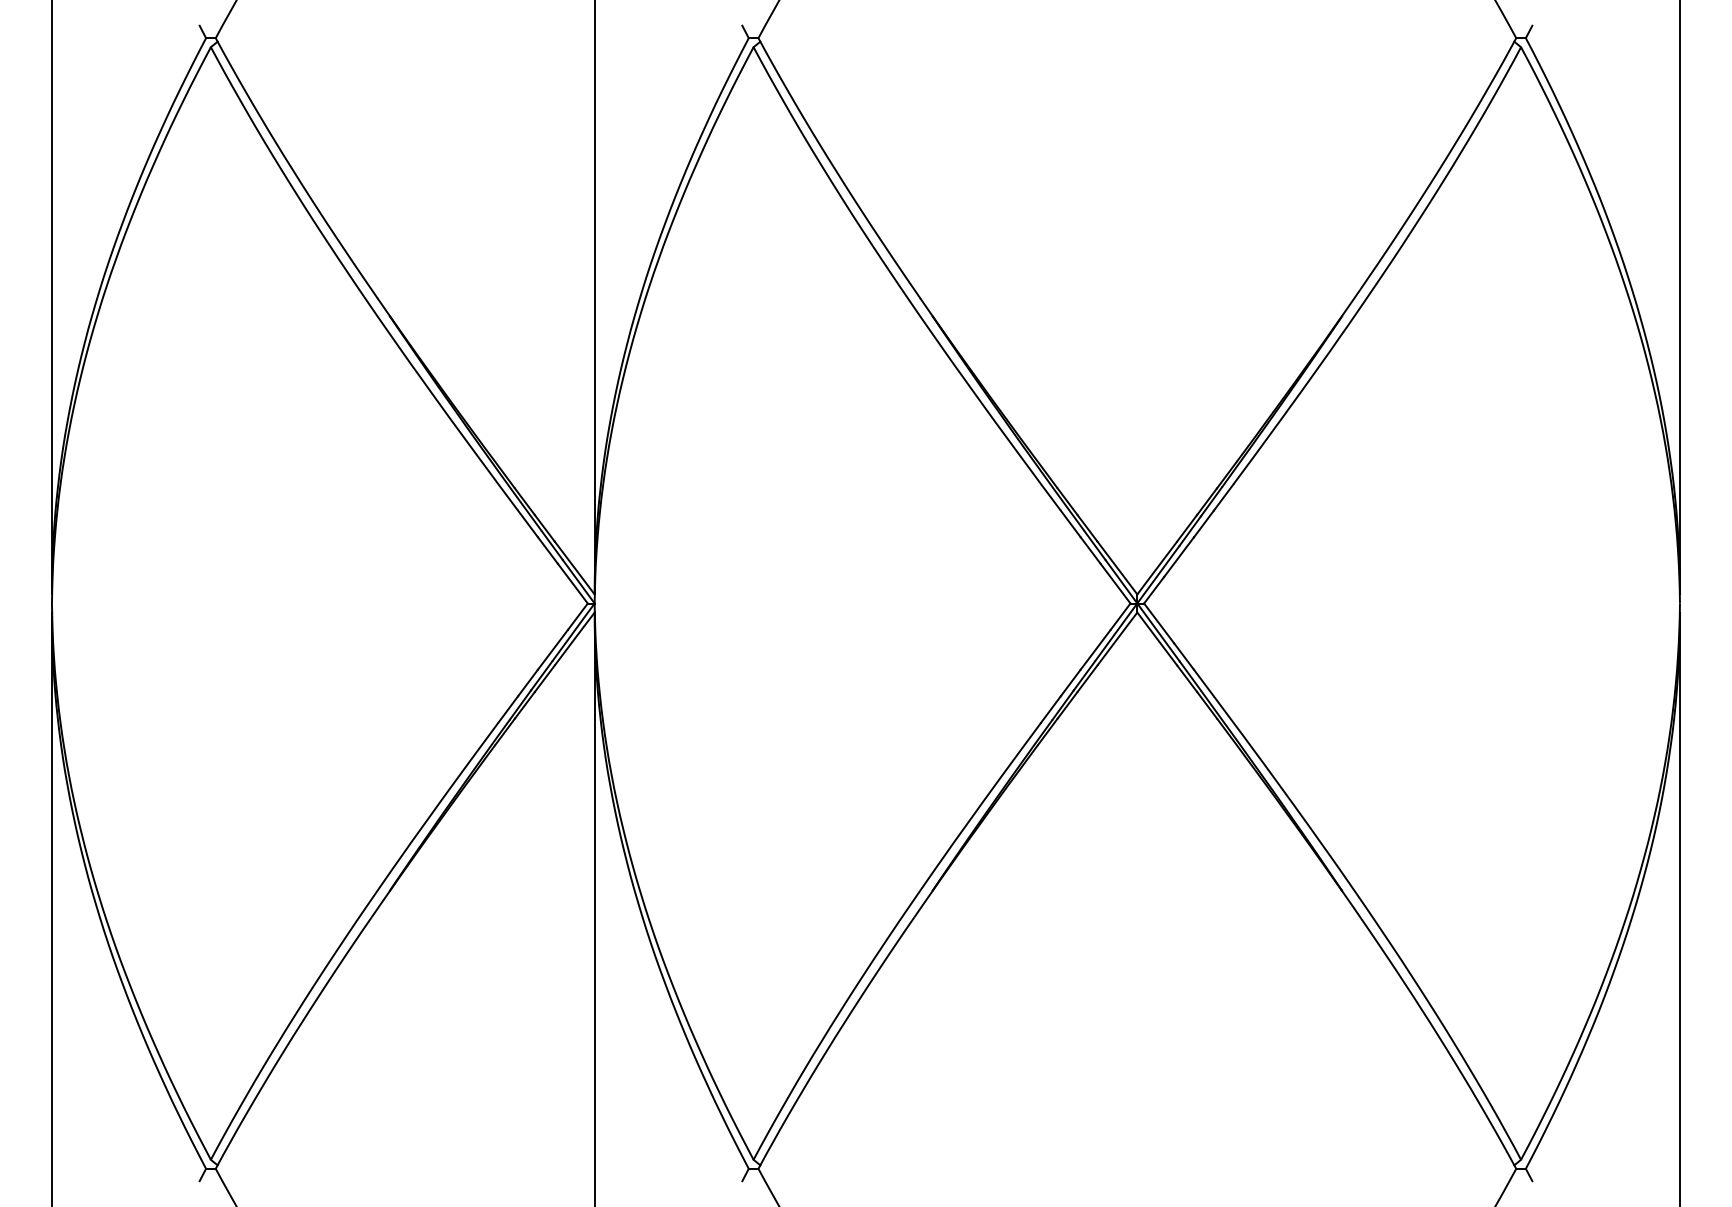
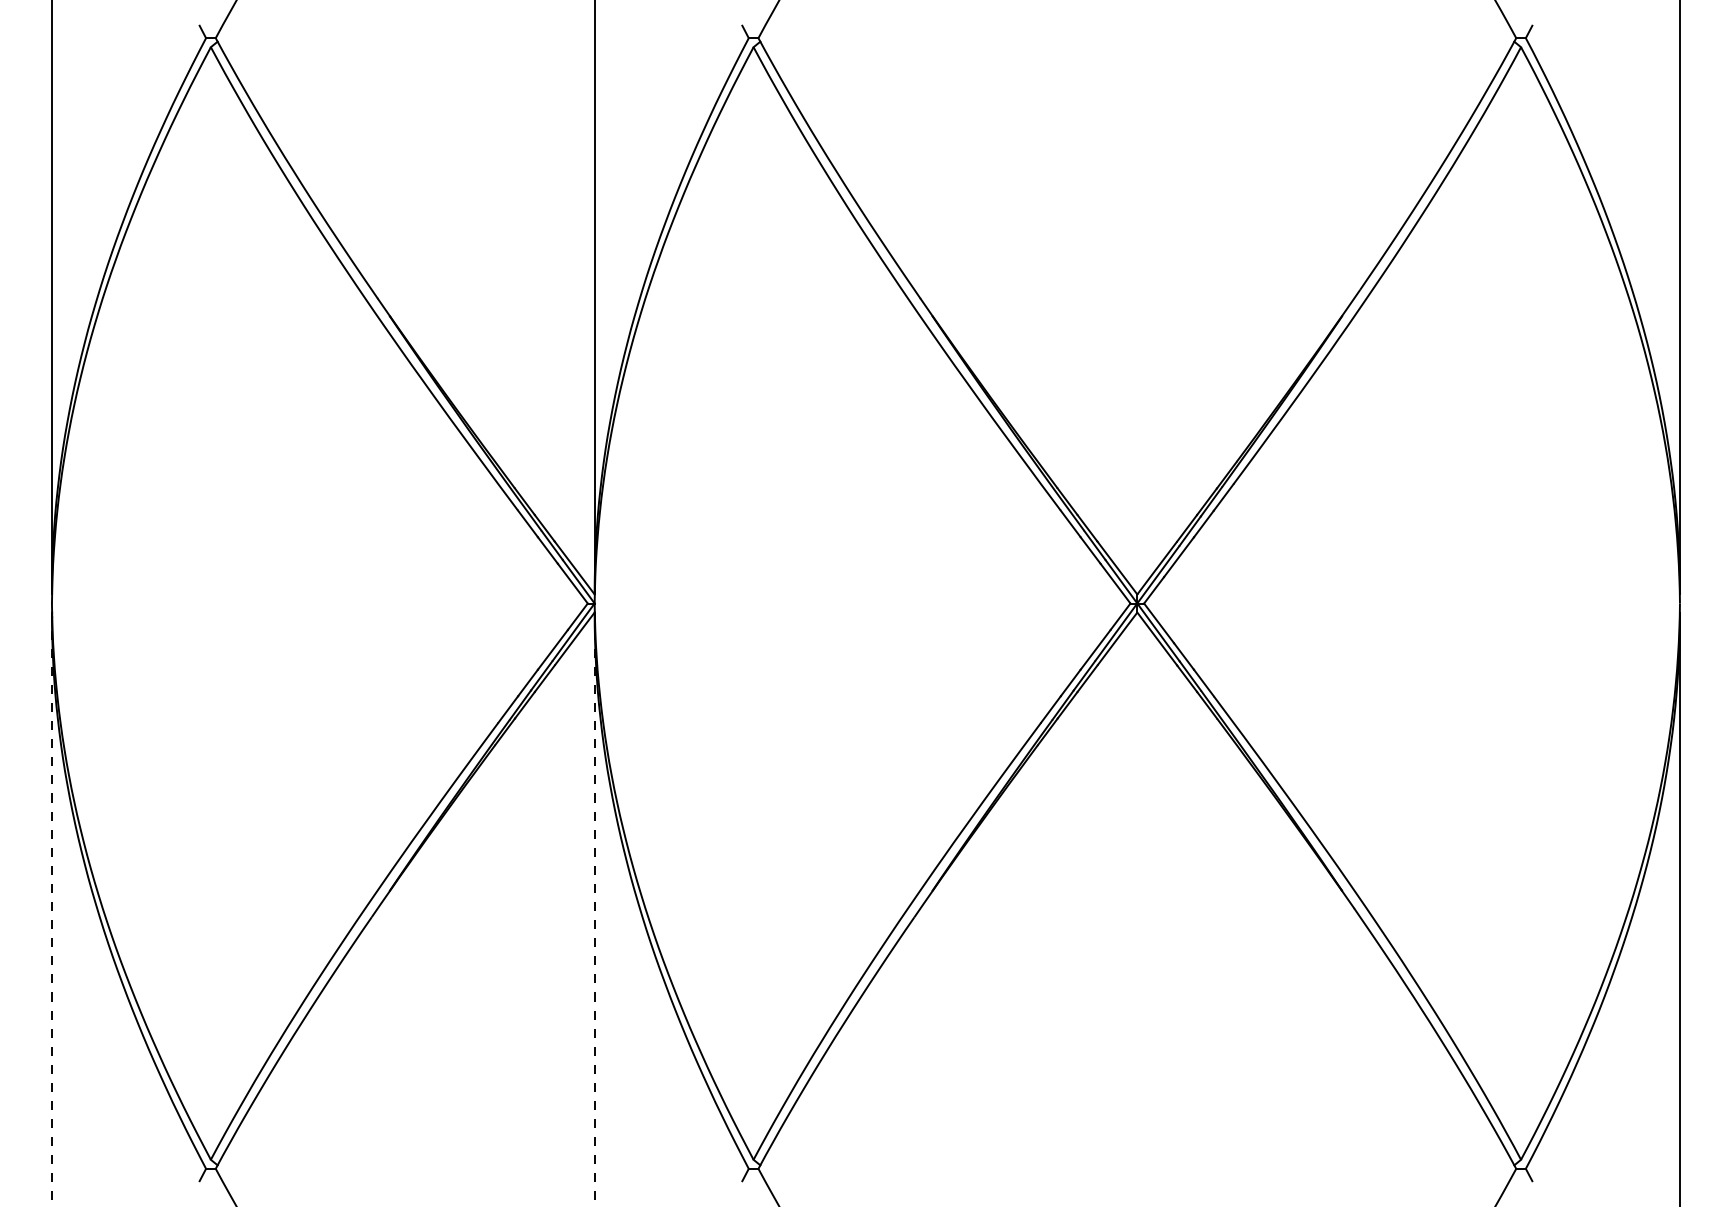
line: solid -> dashed (51, 909)
line: solid -> dashed (594, 909)
